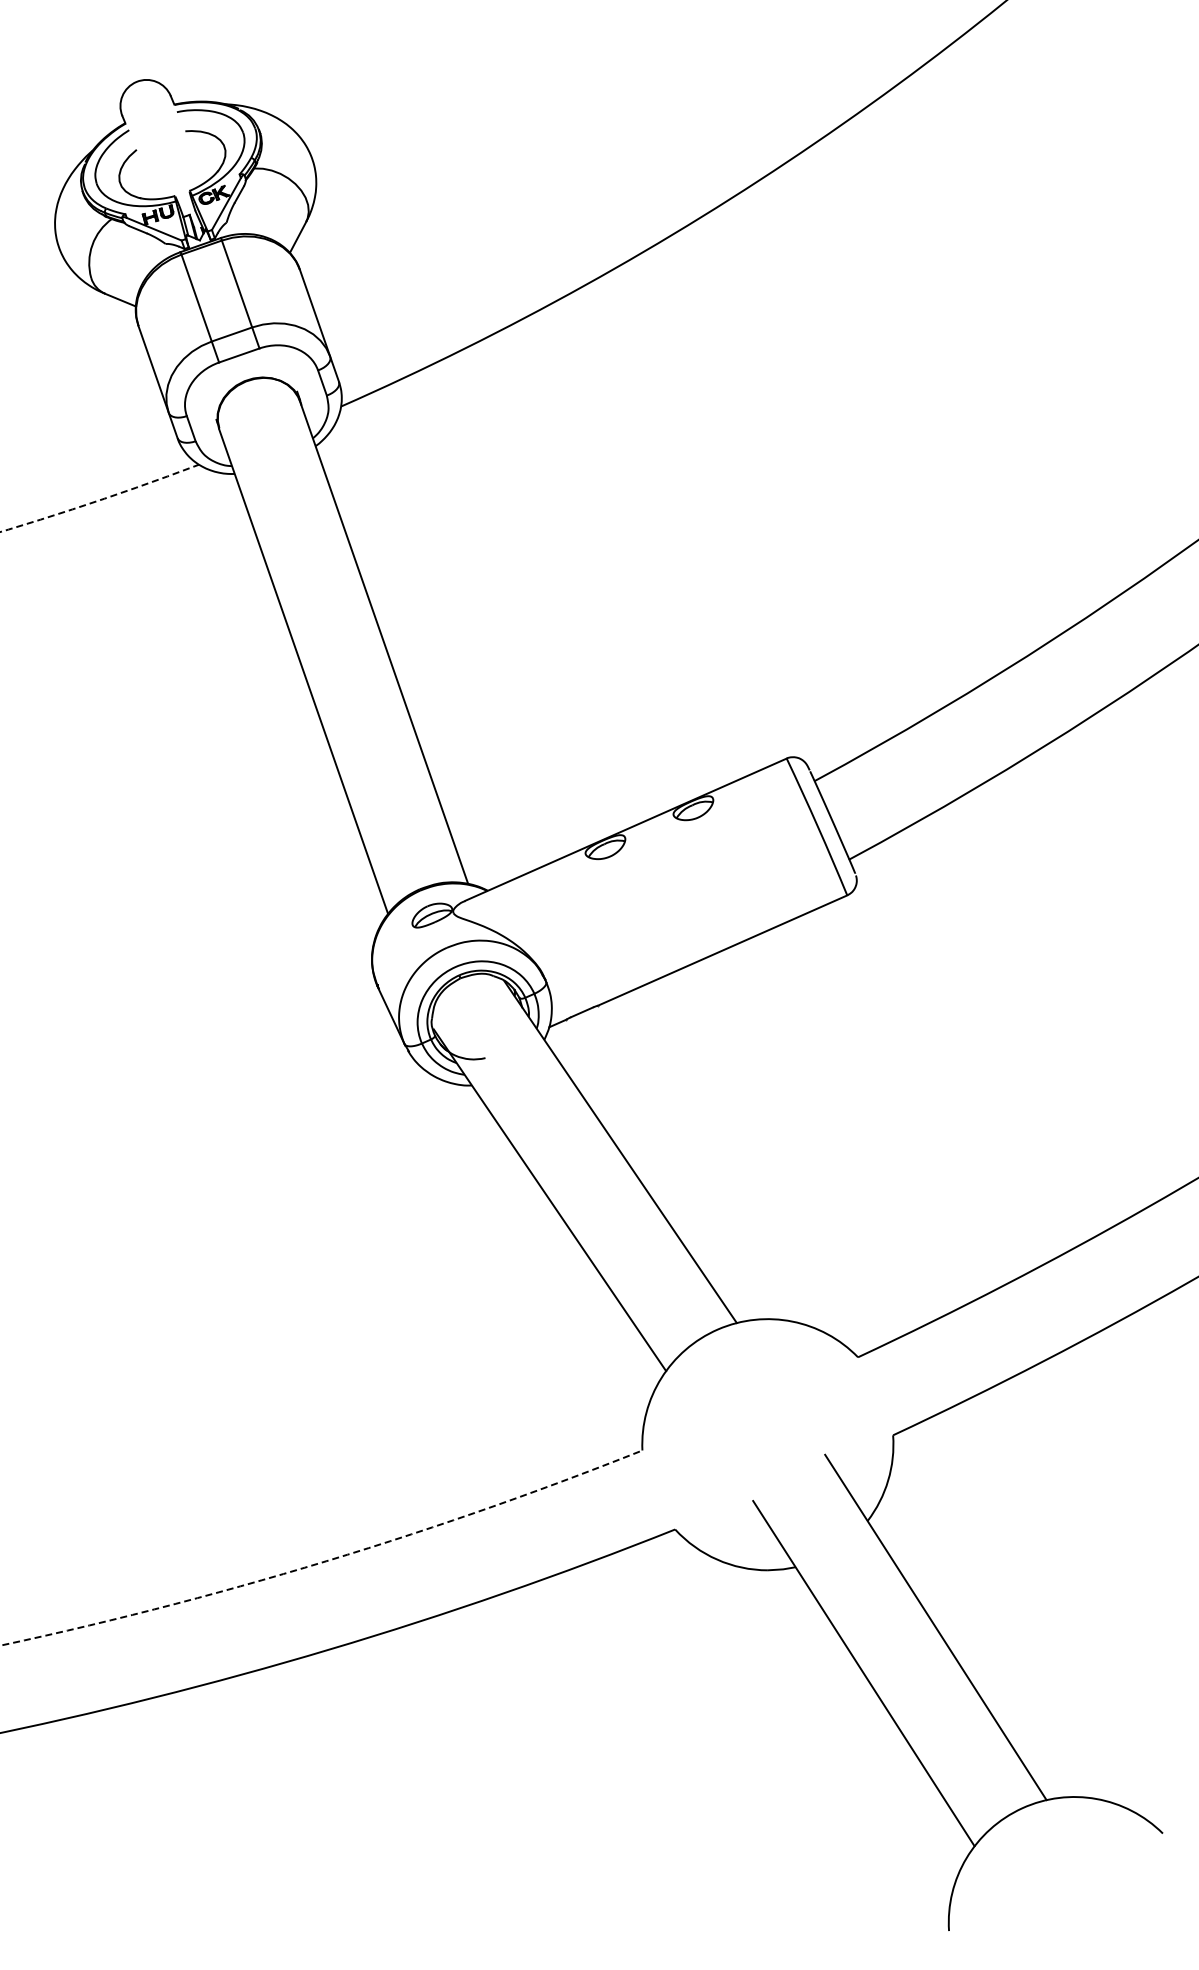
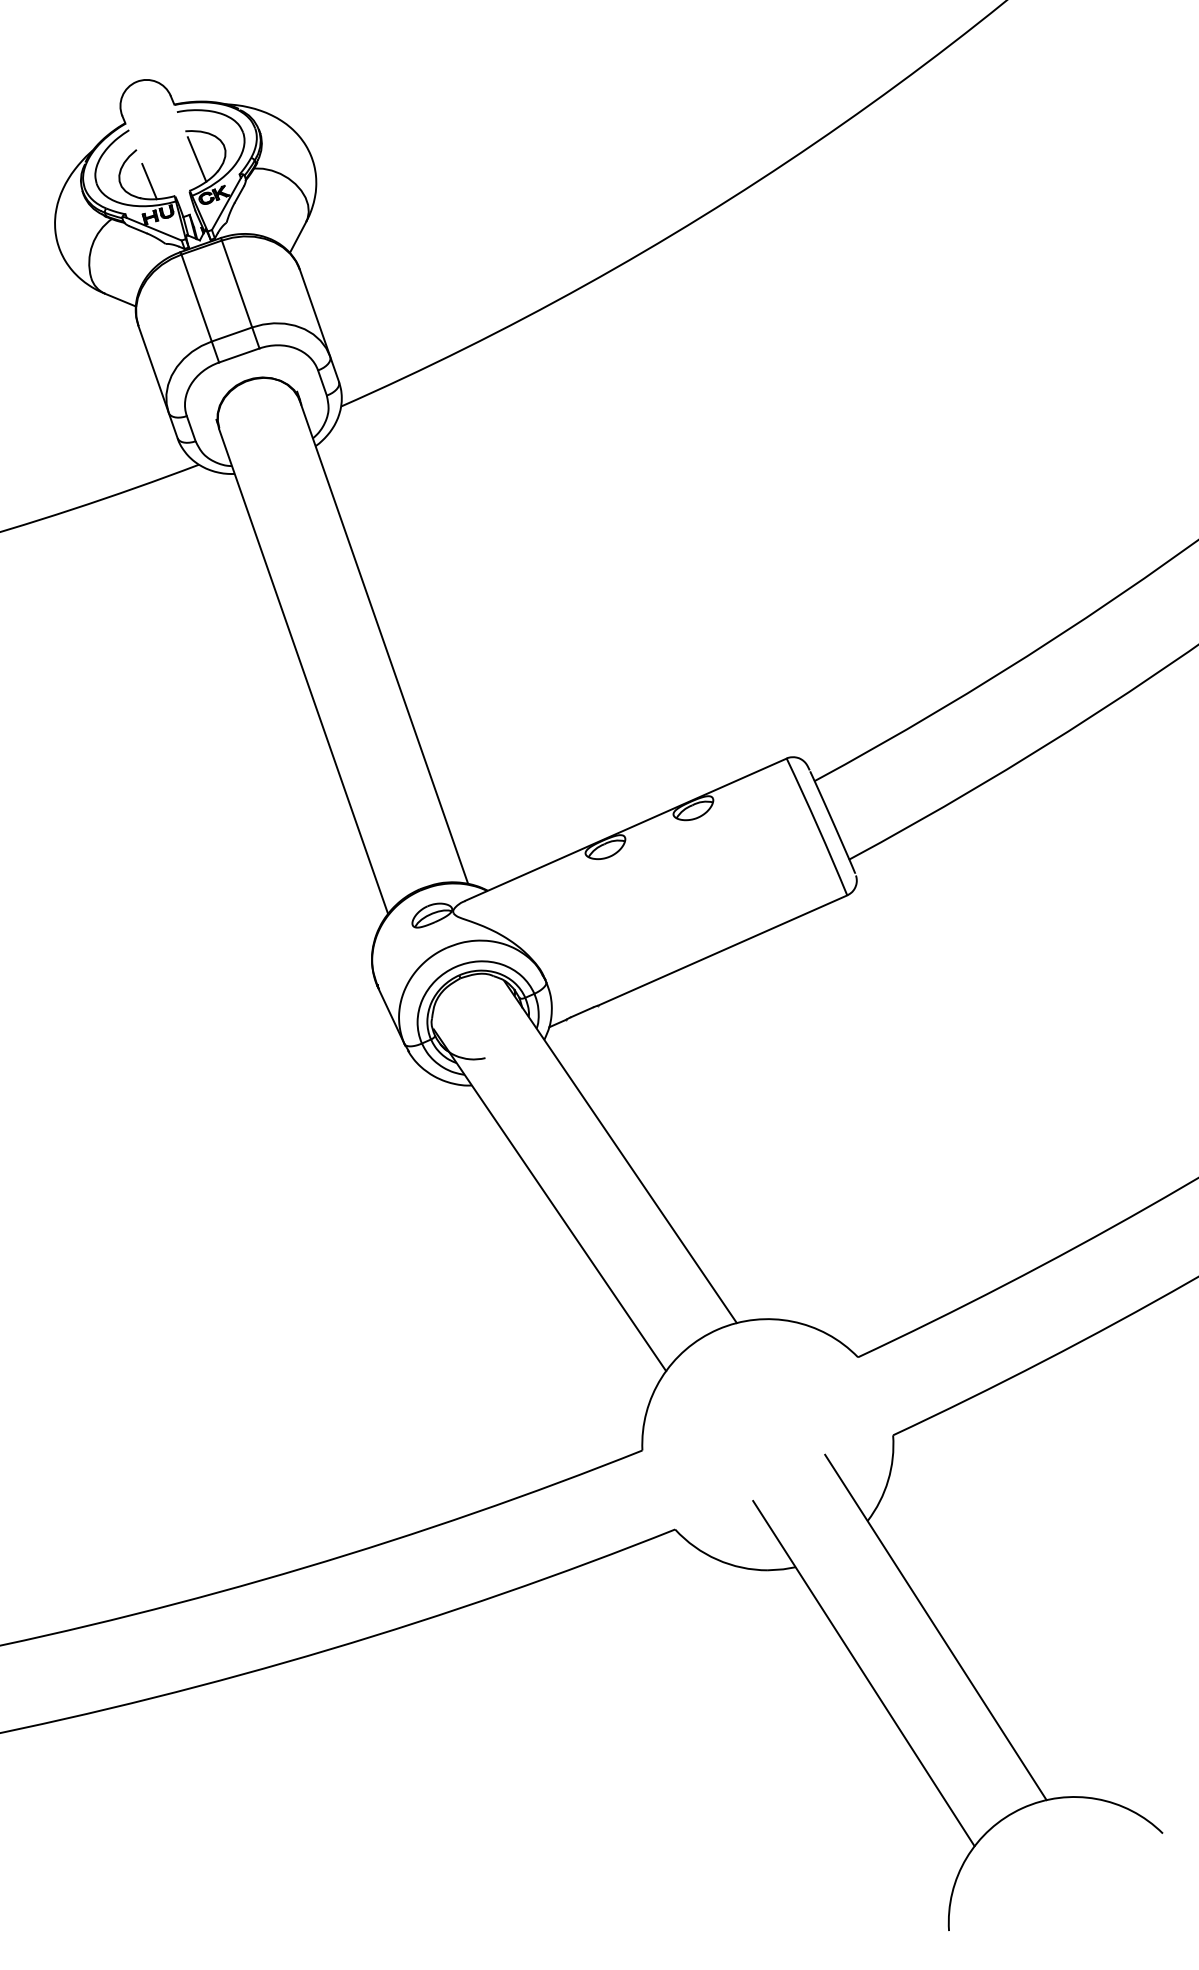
line: none -> present (196, 159)
line: none -> present (149, 181)
arc: dashed -> solid (100, 500)
arc: dashed -> solid (324, 1561)
